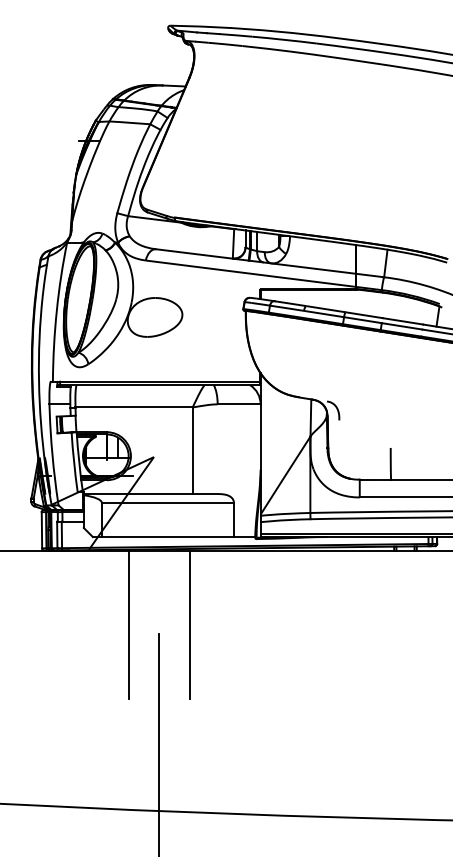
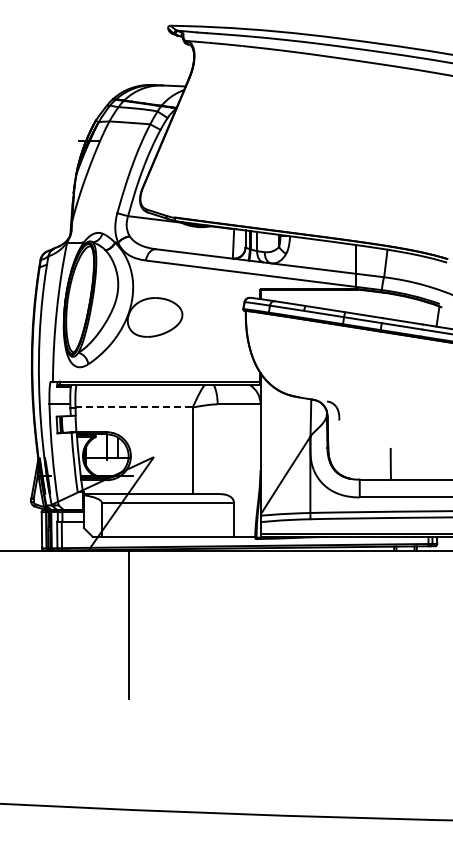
line: solid -> dashed (134, 407)
line: present -> none (189, 625)
line: present -> none (159, 743)
